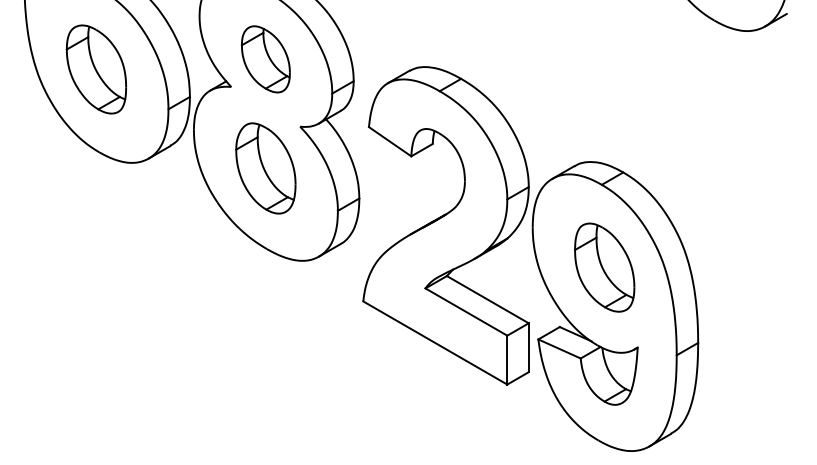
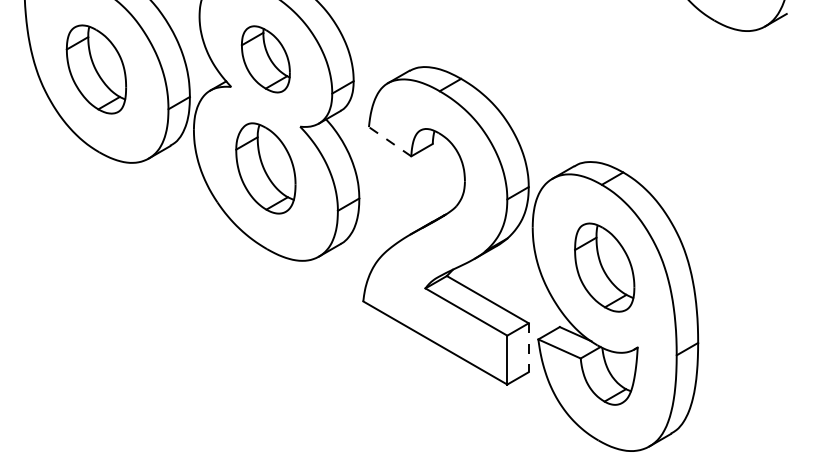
line: solid -> dashed (390, 141)
line: solid -> dashed (528, 348)
